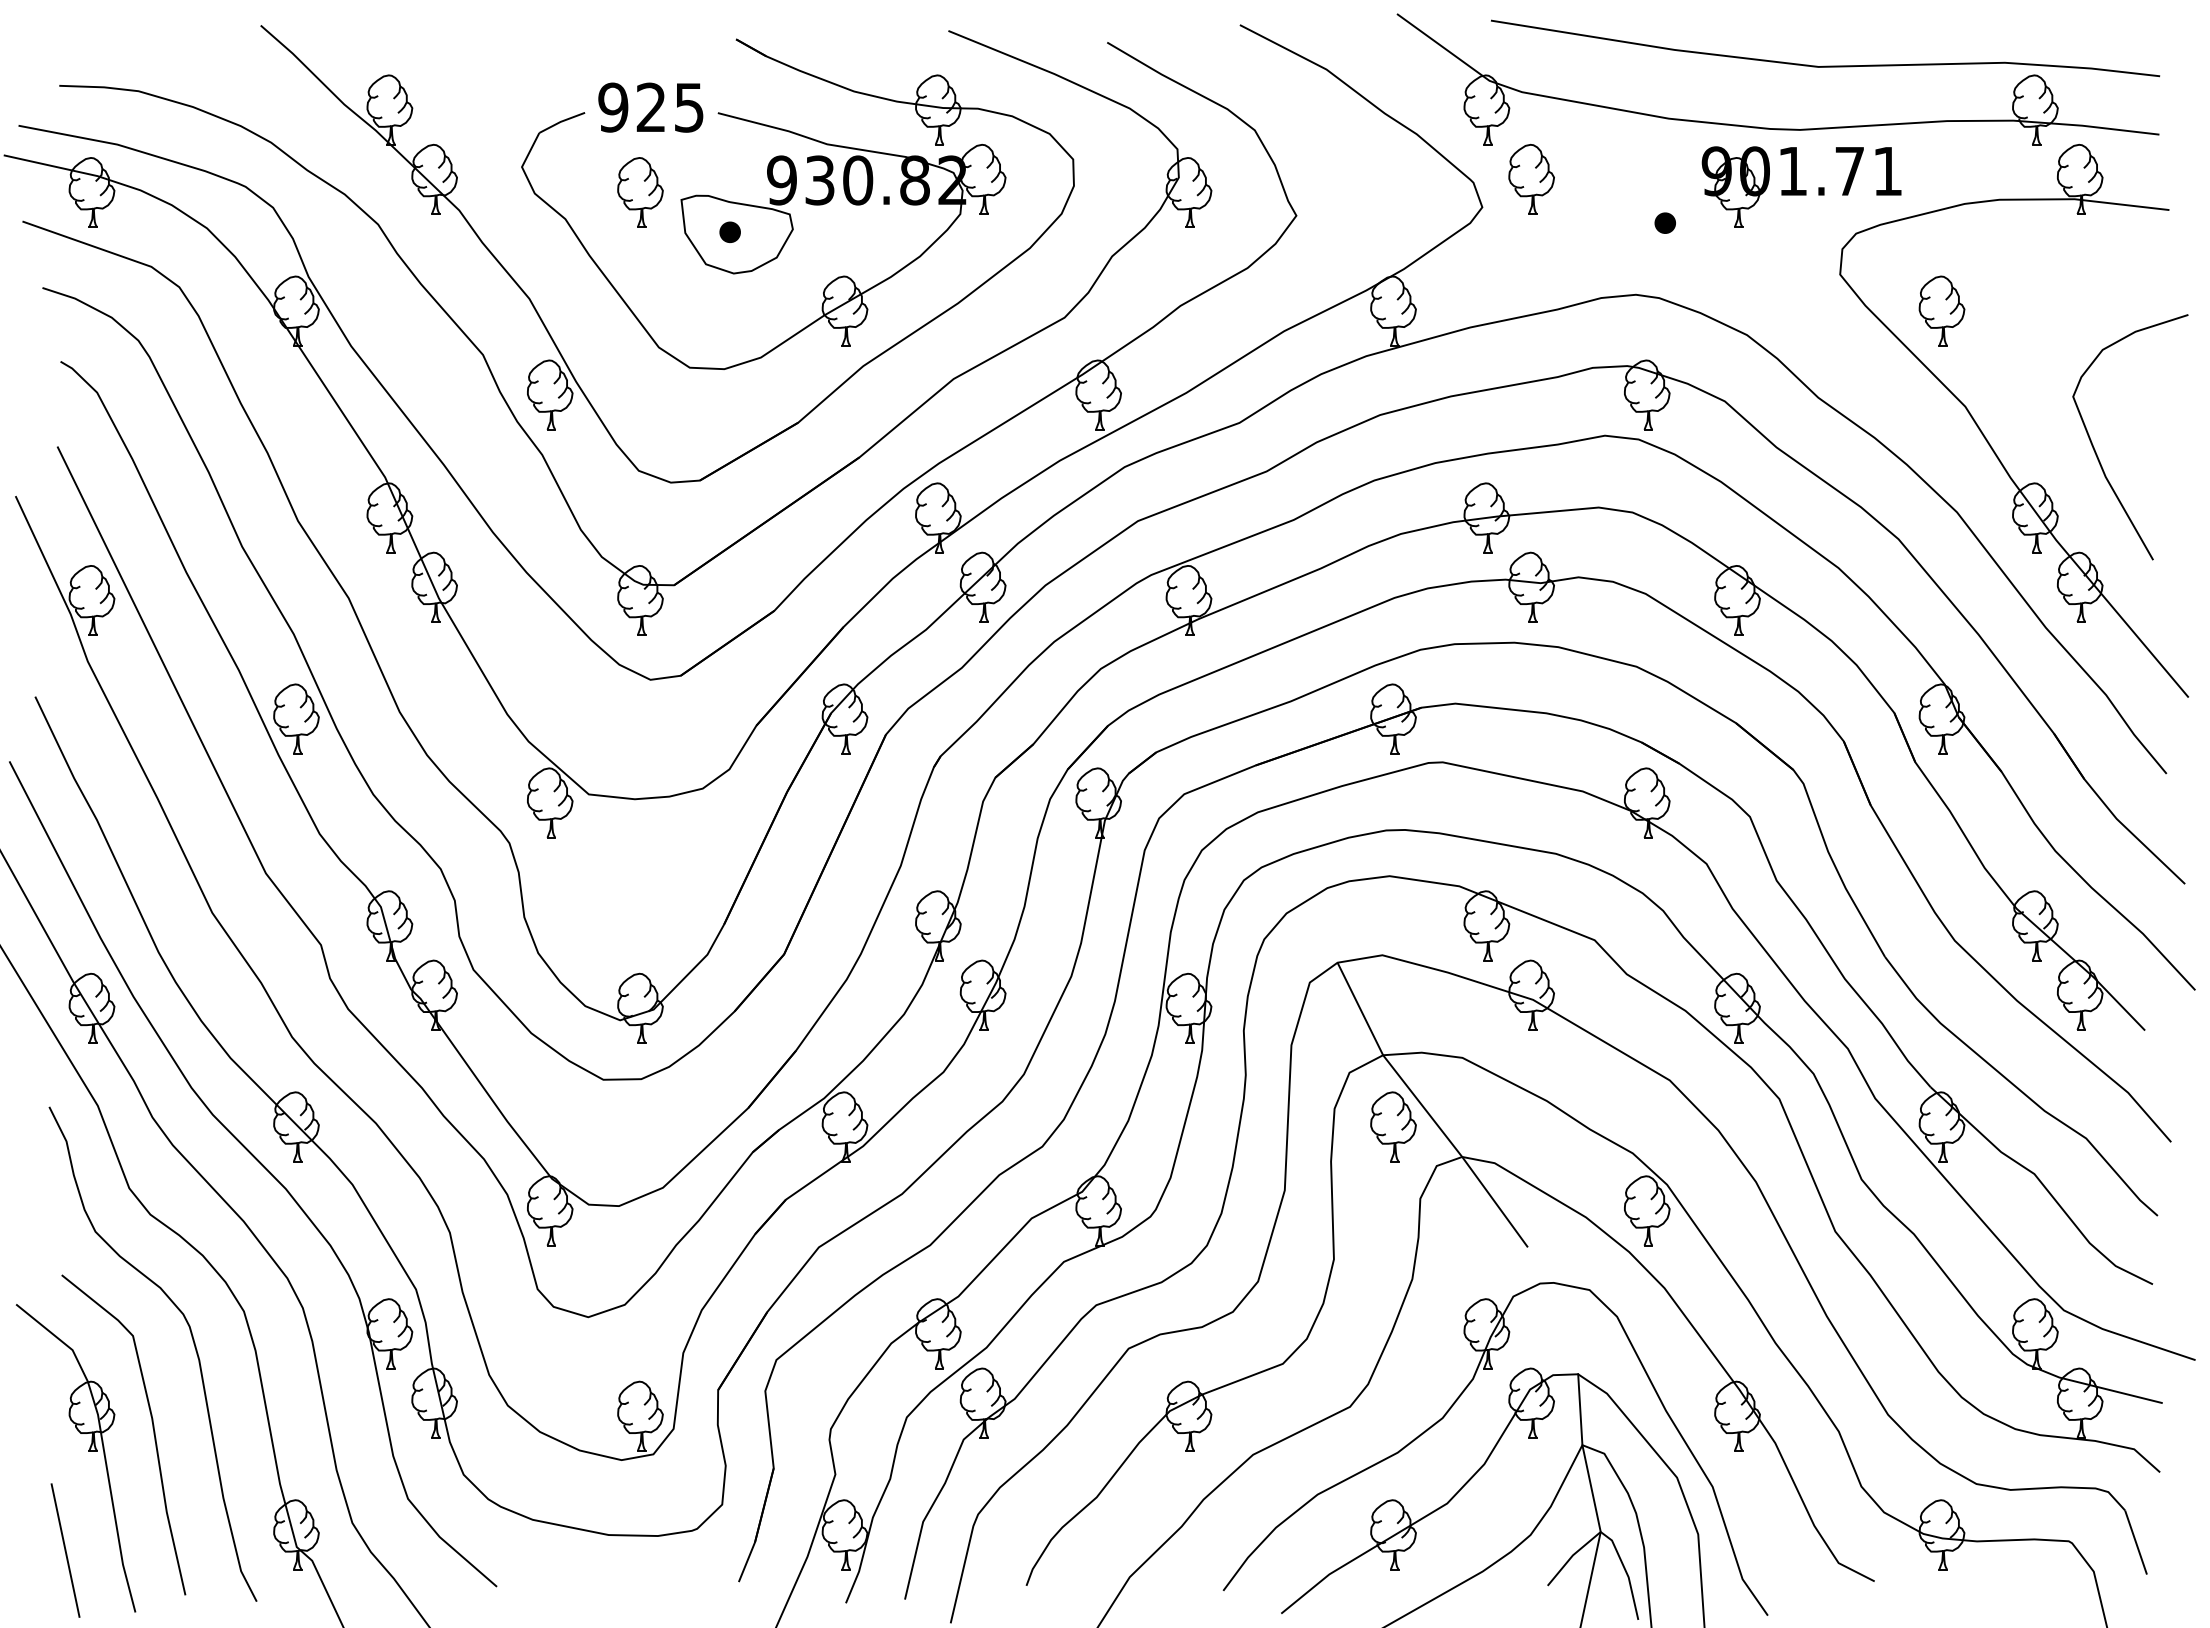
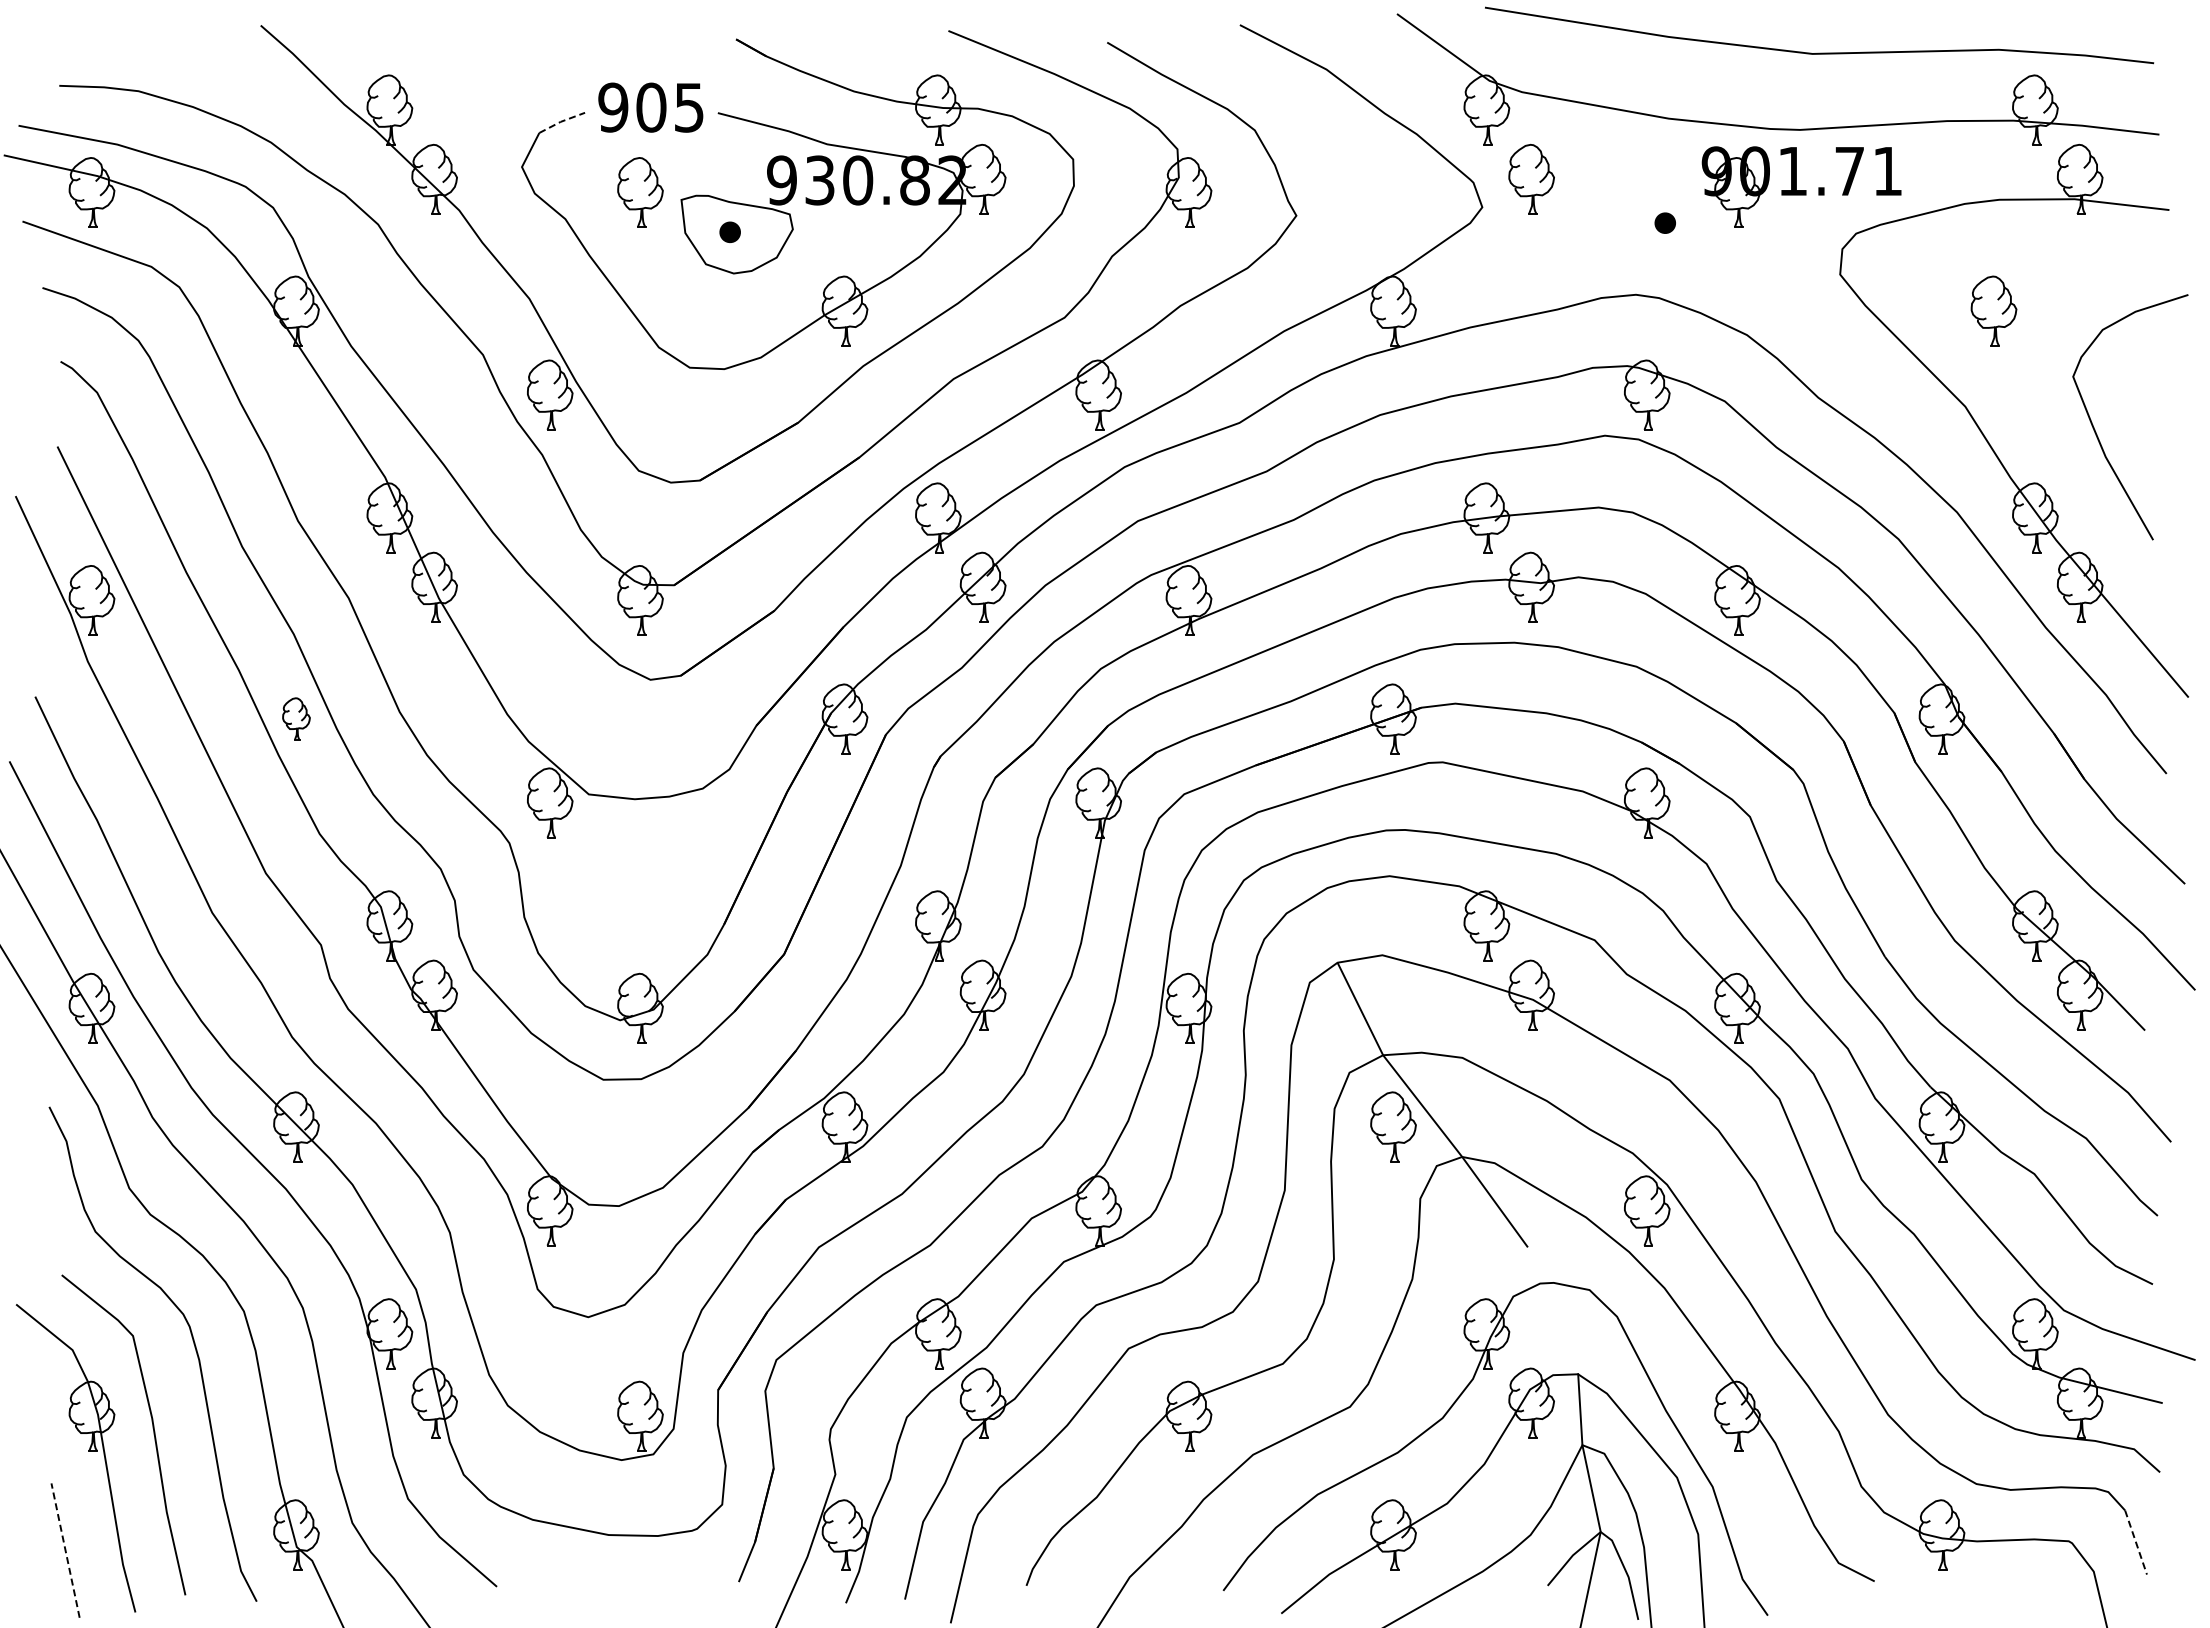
curve position: (1825, 65) -> (1819, 52) (1819, 52)
text: 925 -> 905 (651, 107)
line: solid -> dashed (561, 121)
part position: (1941, 310) -> (1993, 310) (1993, 310)
curve position: (2095, 449) -> (2095, 429) (2095, 429)
part size: 47x72 px -> 29x44 px (296, 718)
line: solid -> dashed (2136, 1542)
line: solid -> dashed (65, 1550)
